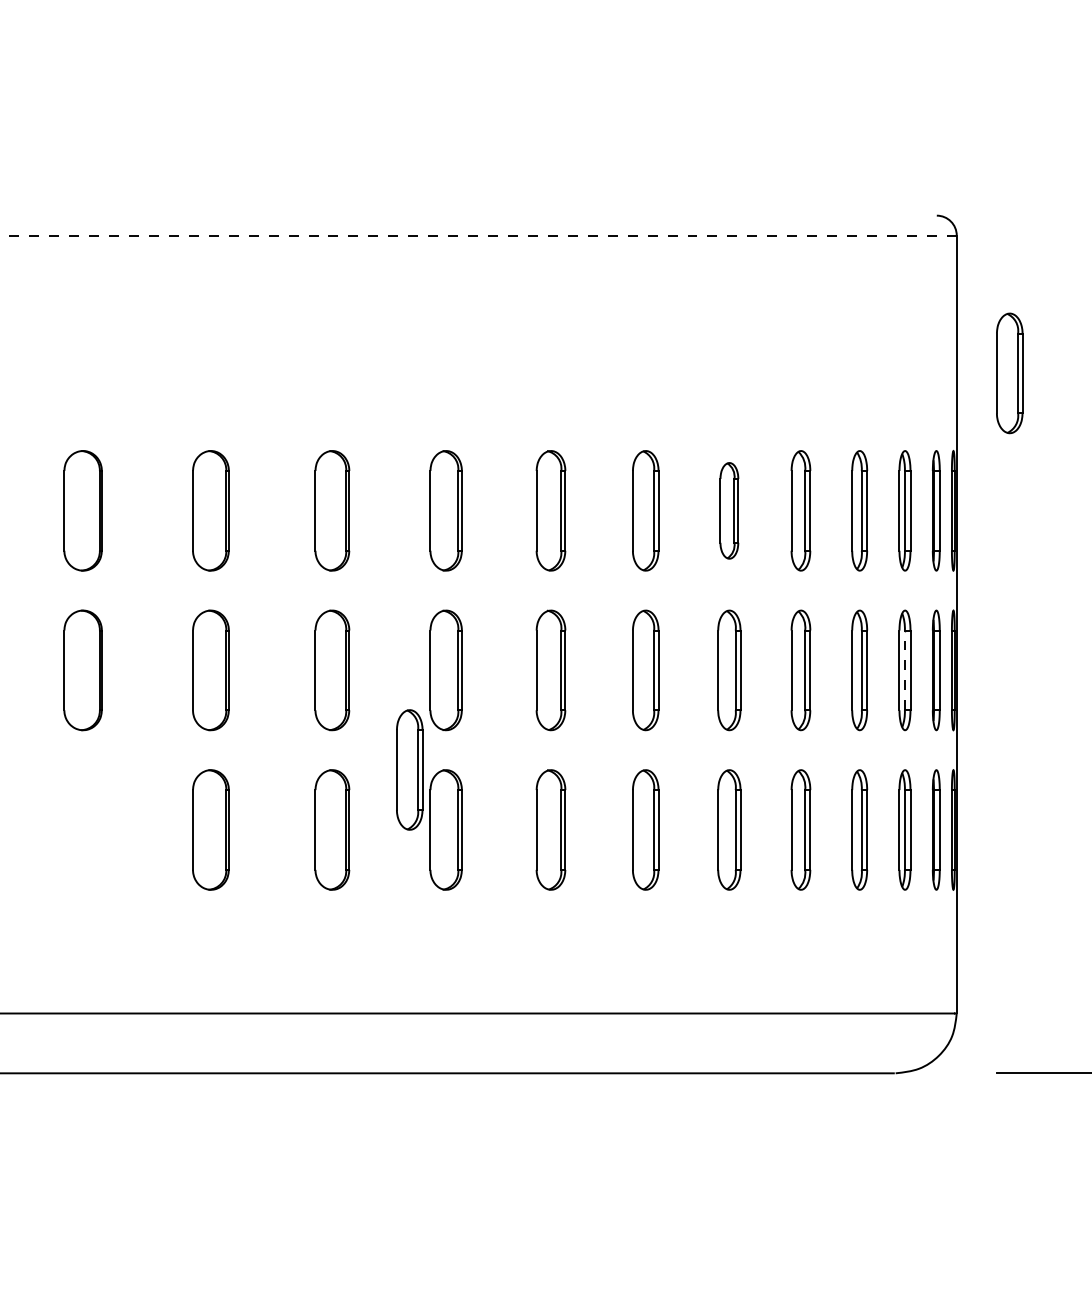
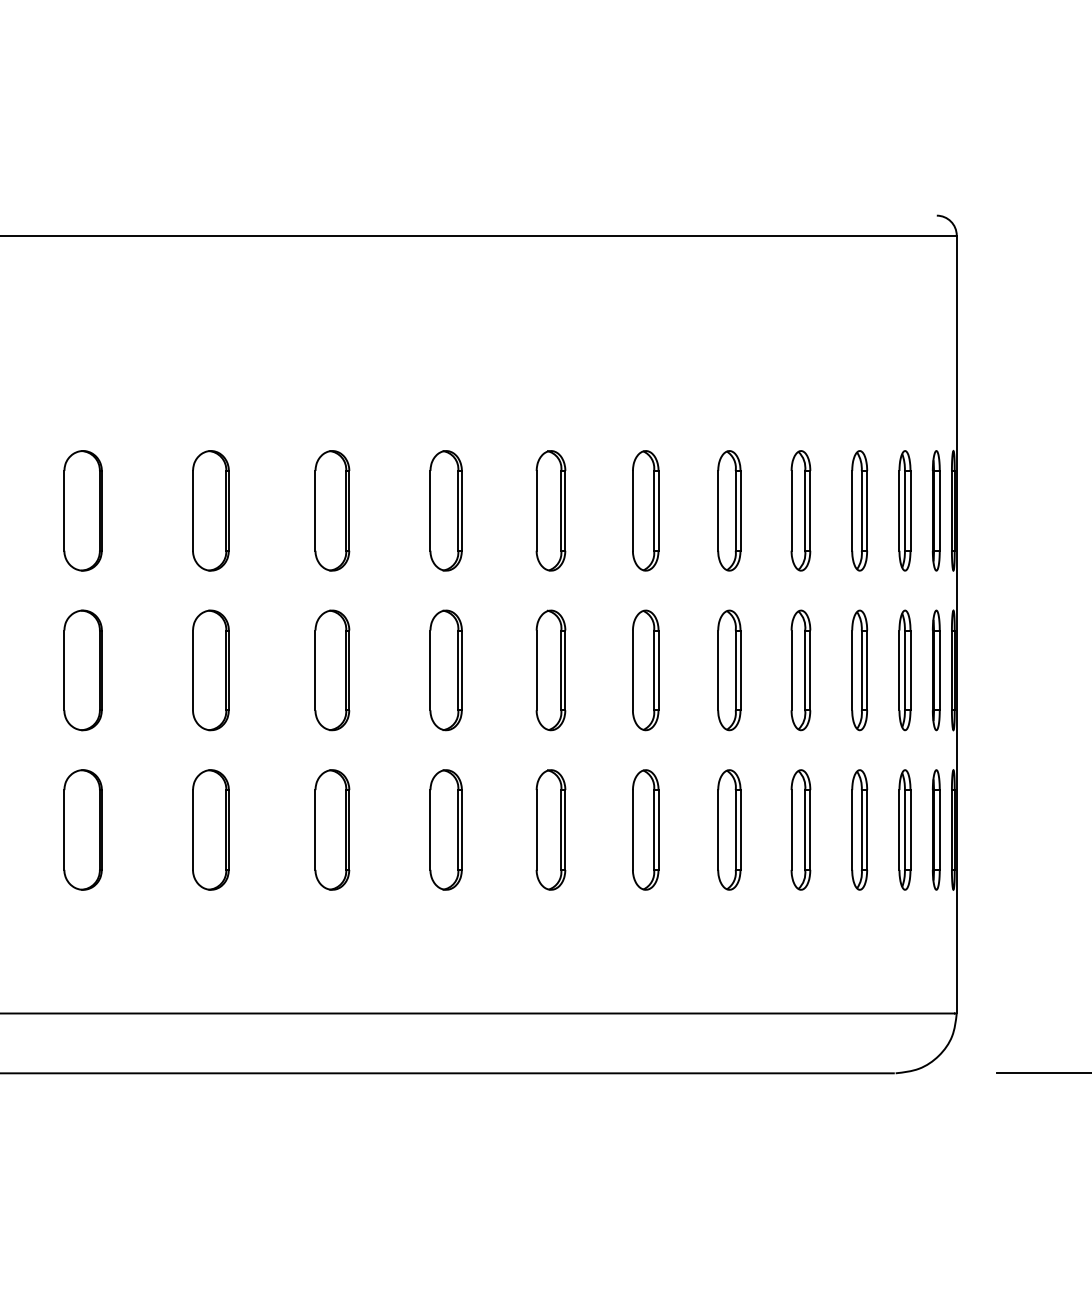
line: dashed -> solid (477, 235)
part: present -> none (1009, 373)
part size: 21x98 px -> 25x122 px (729, 510)
line: dashed -> solid (904, 670)
part: present -> none (409, 769)
part: none -> present (82, 829)
